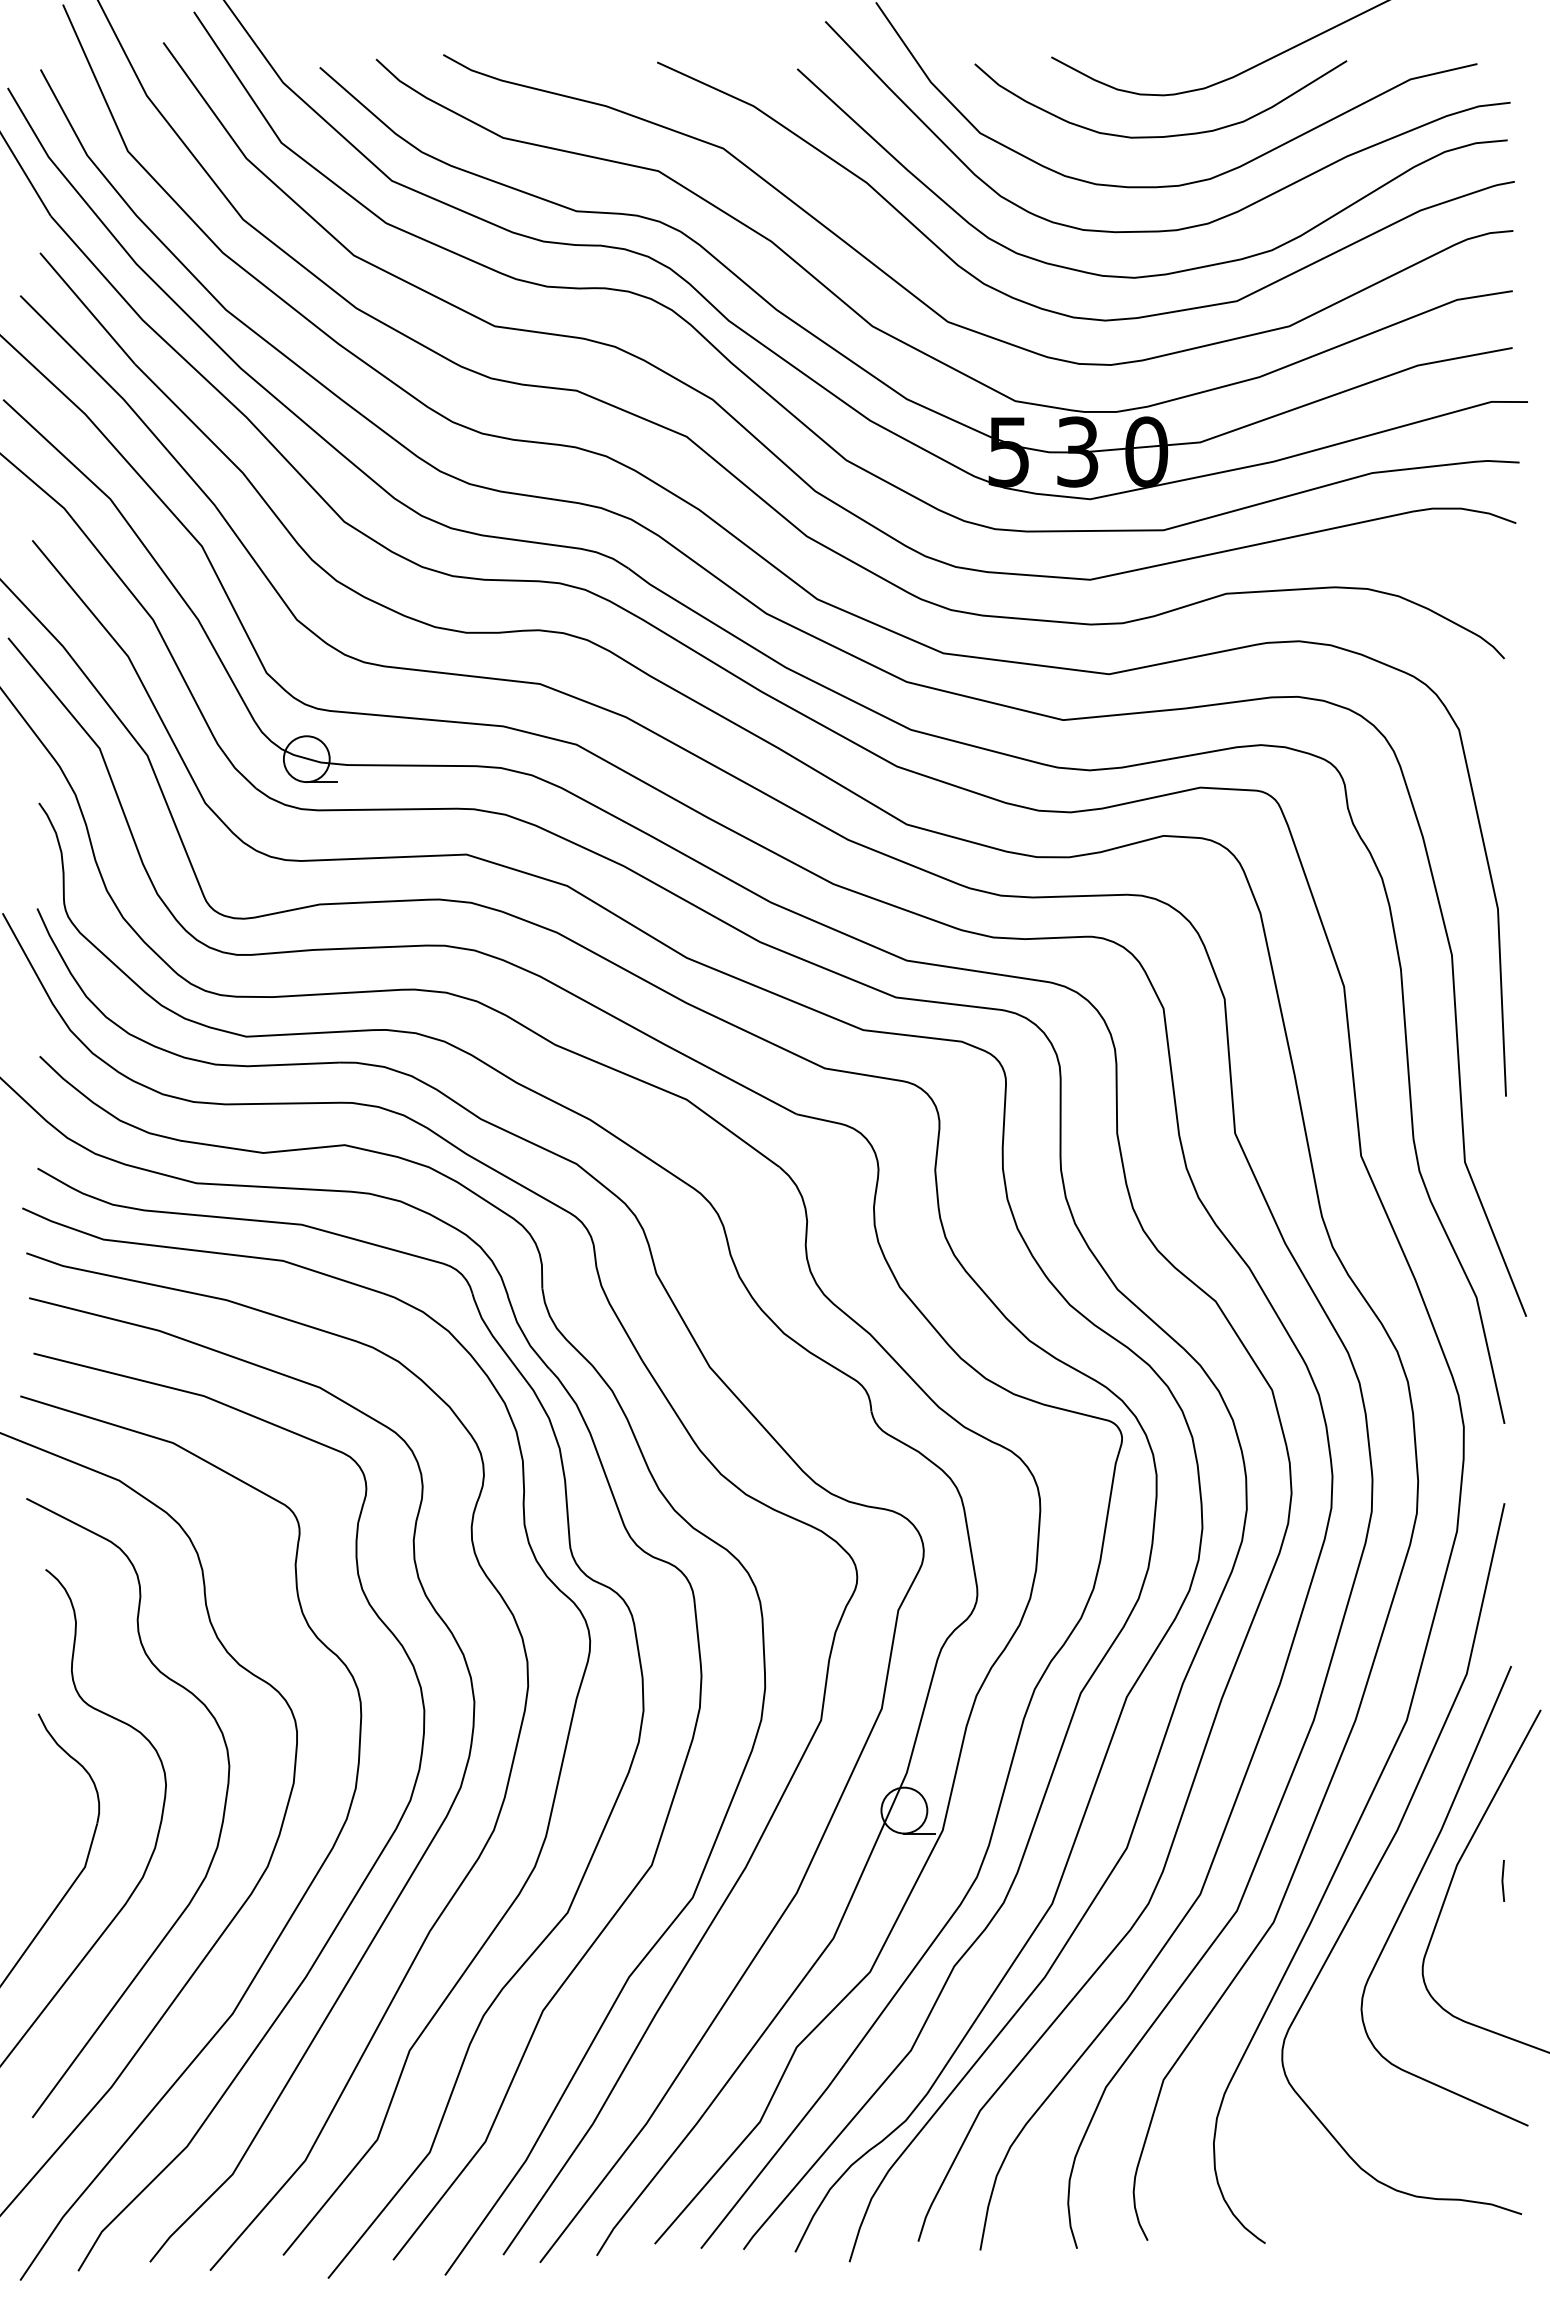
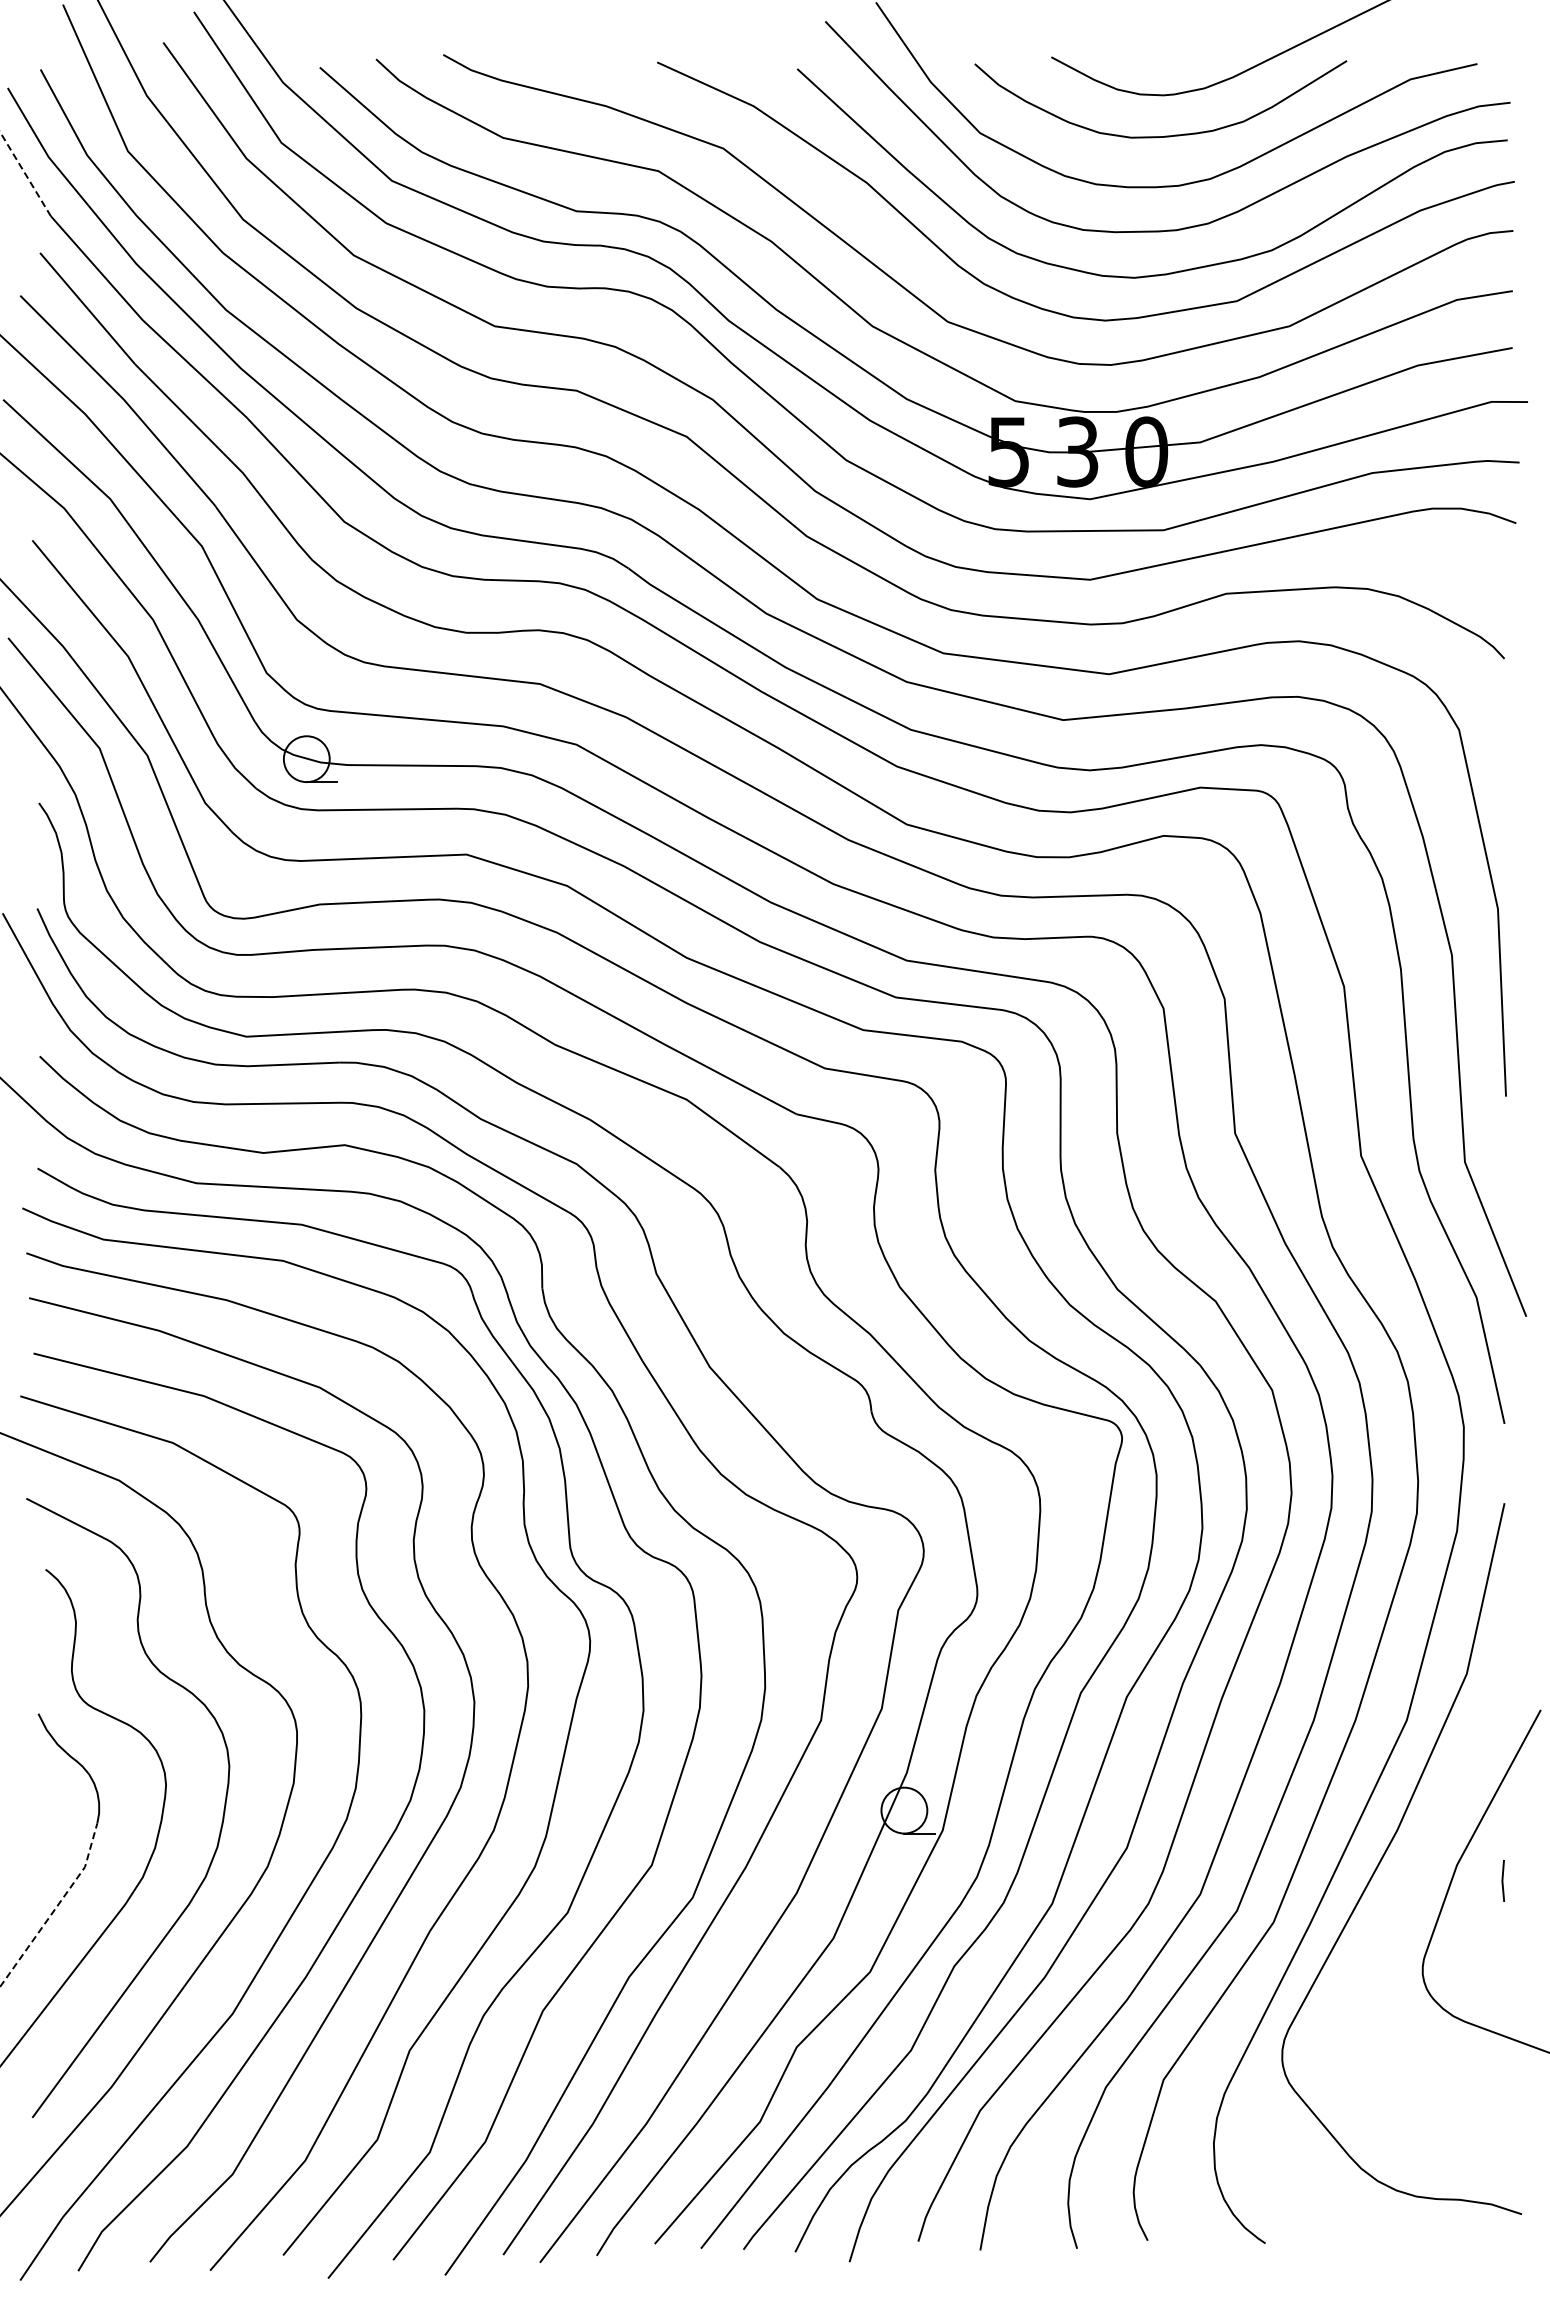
line: solid -> dashed (25, 174)
curve: present -> none (1417, 1881)
line: solid -> dashed (56, 1907)
